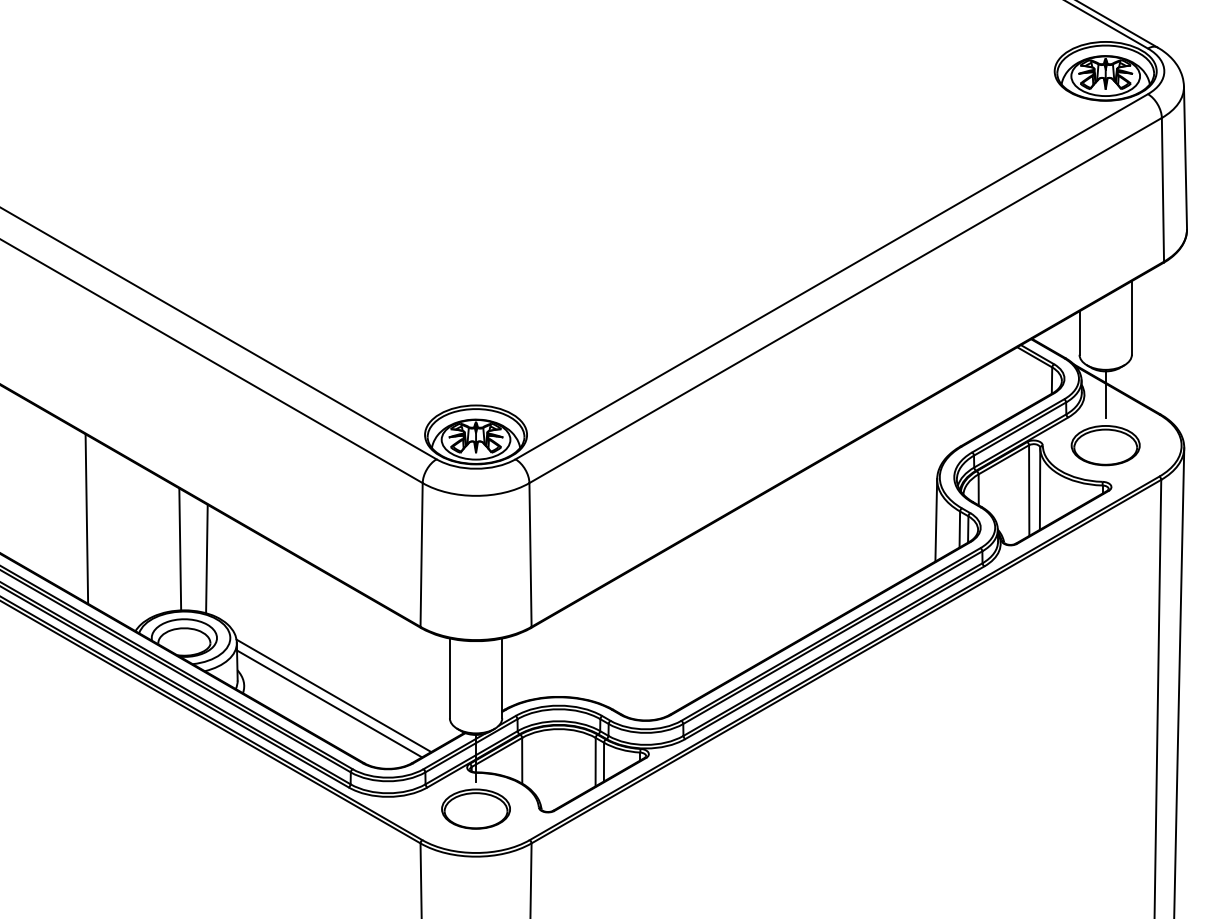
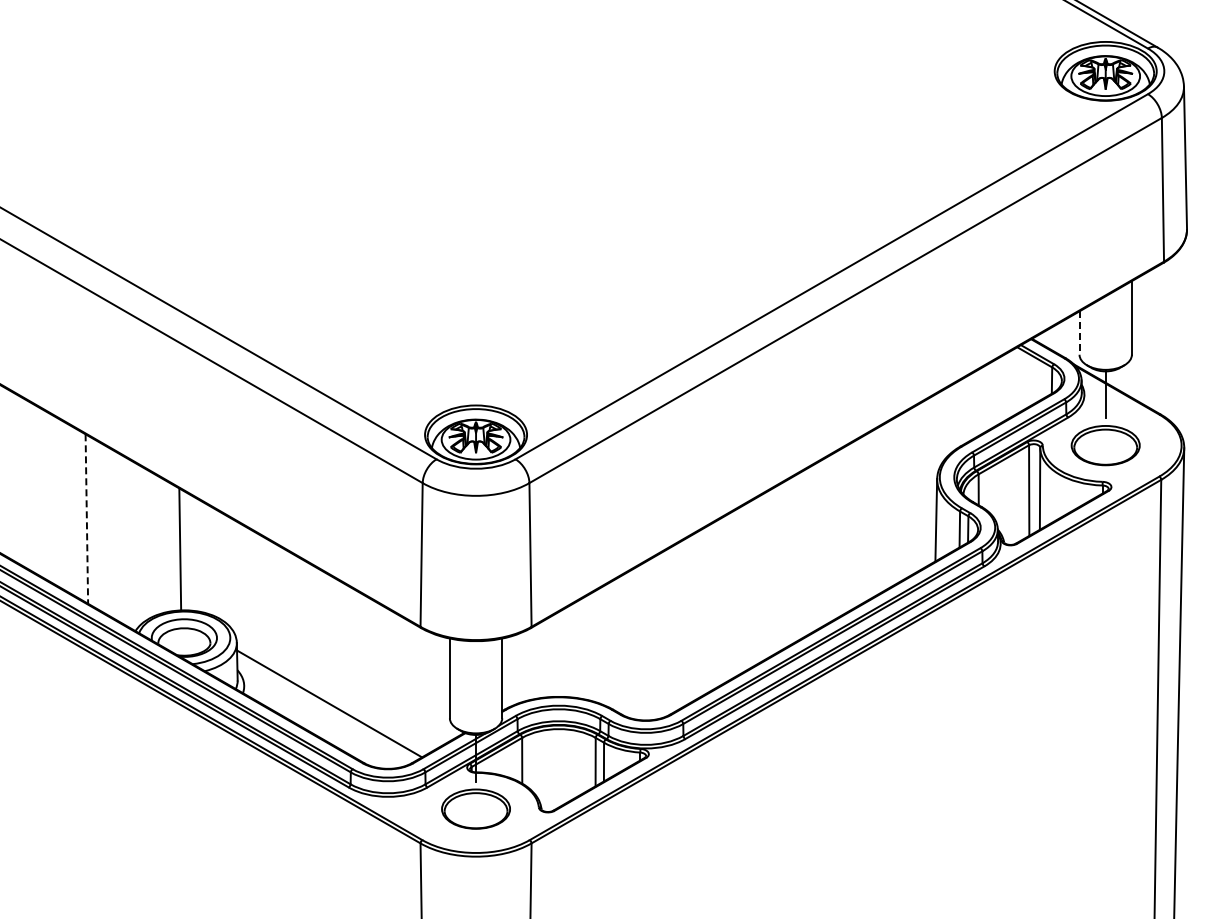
line: solid -> dashed (1079, 333)
line: solid -> dashed (86, 519)
line: present -> none (206, 558)
line: present -> none (333, 695)
